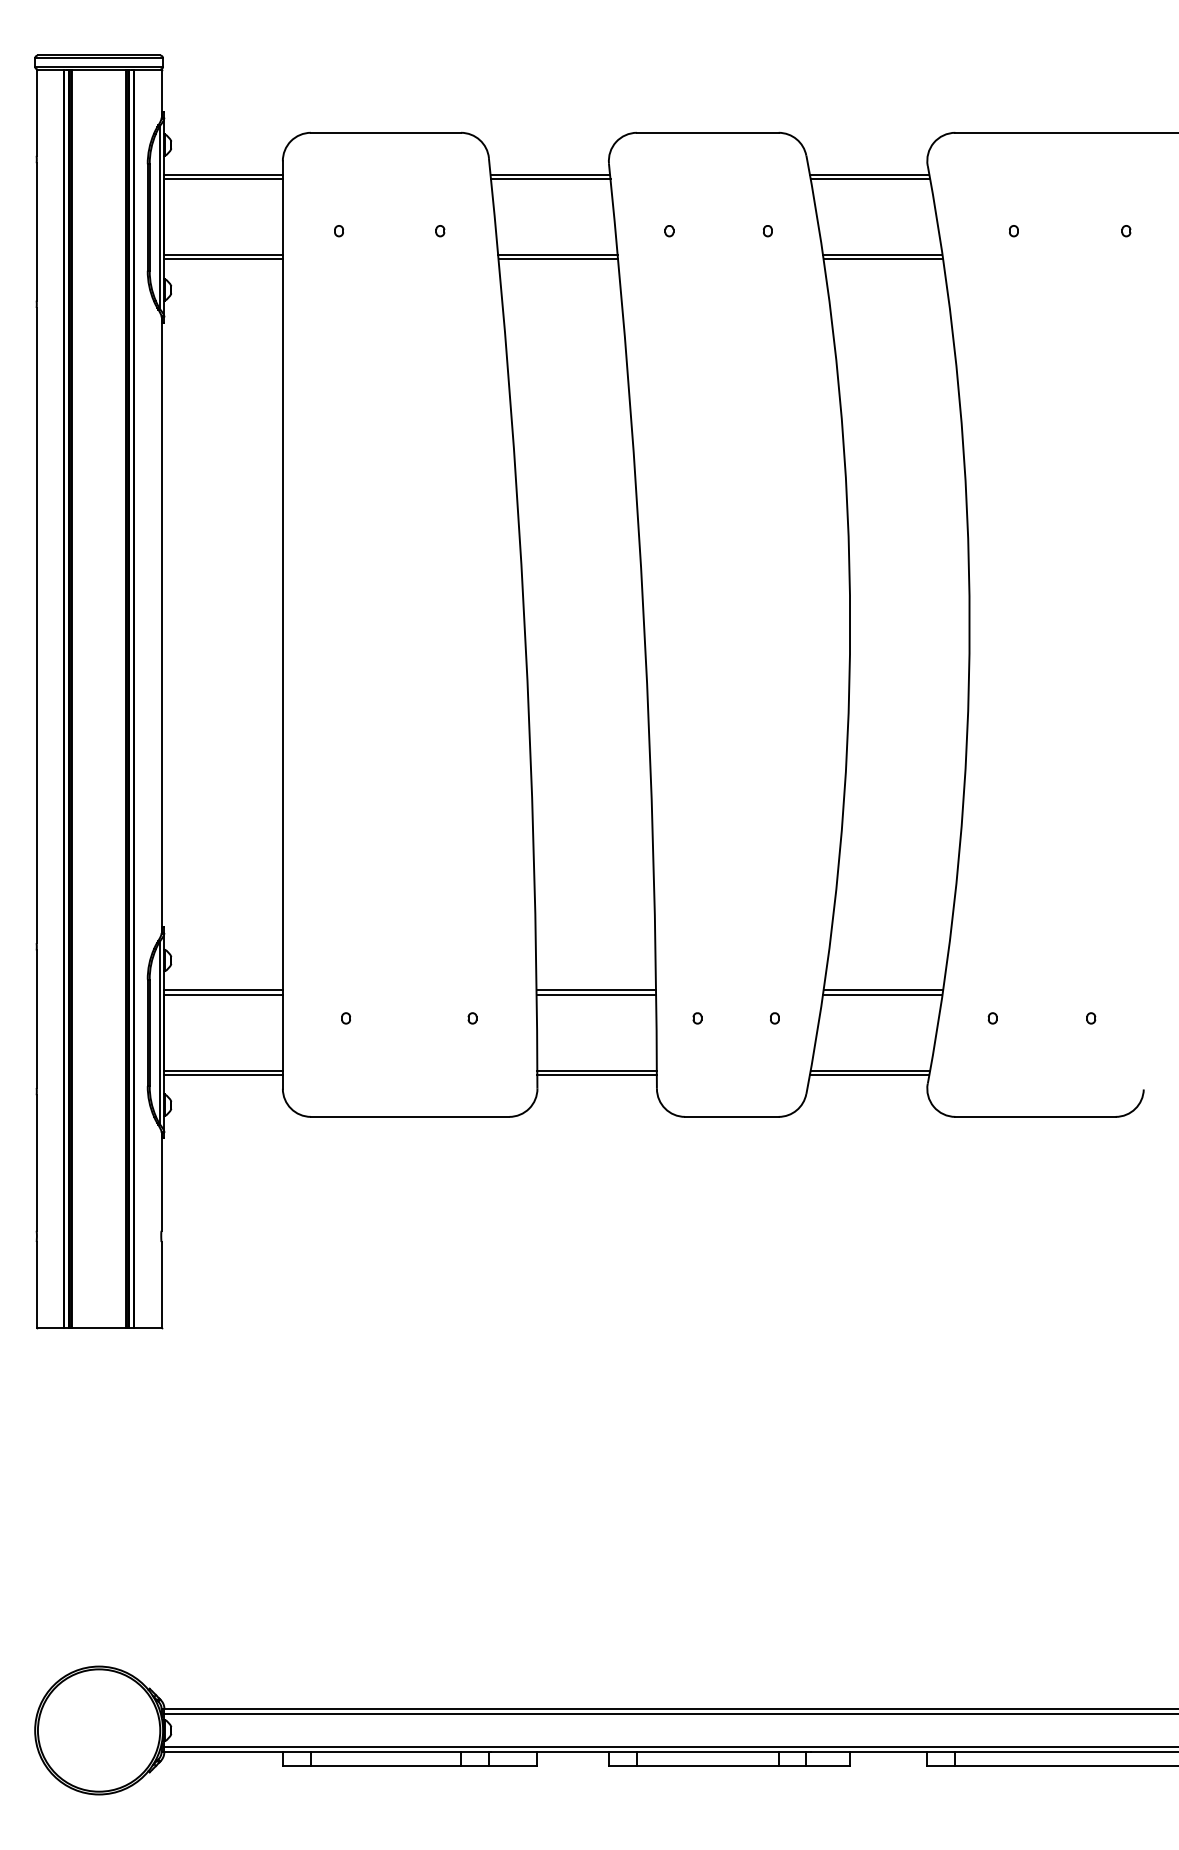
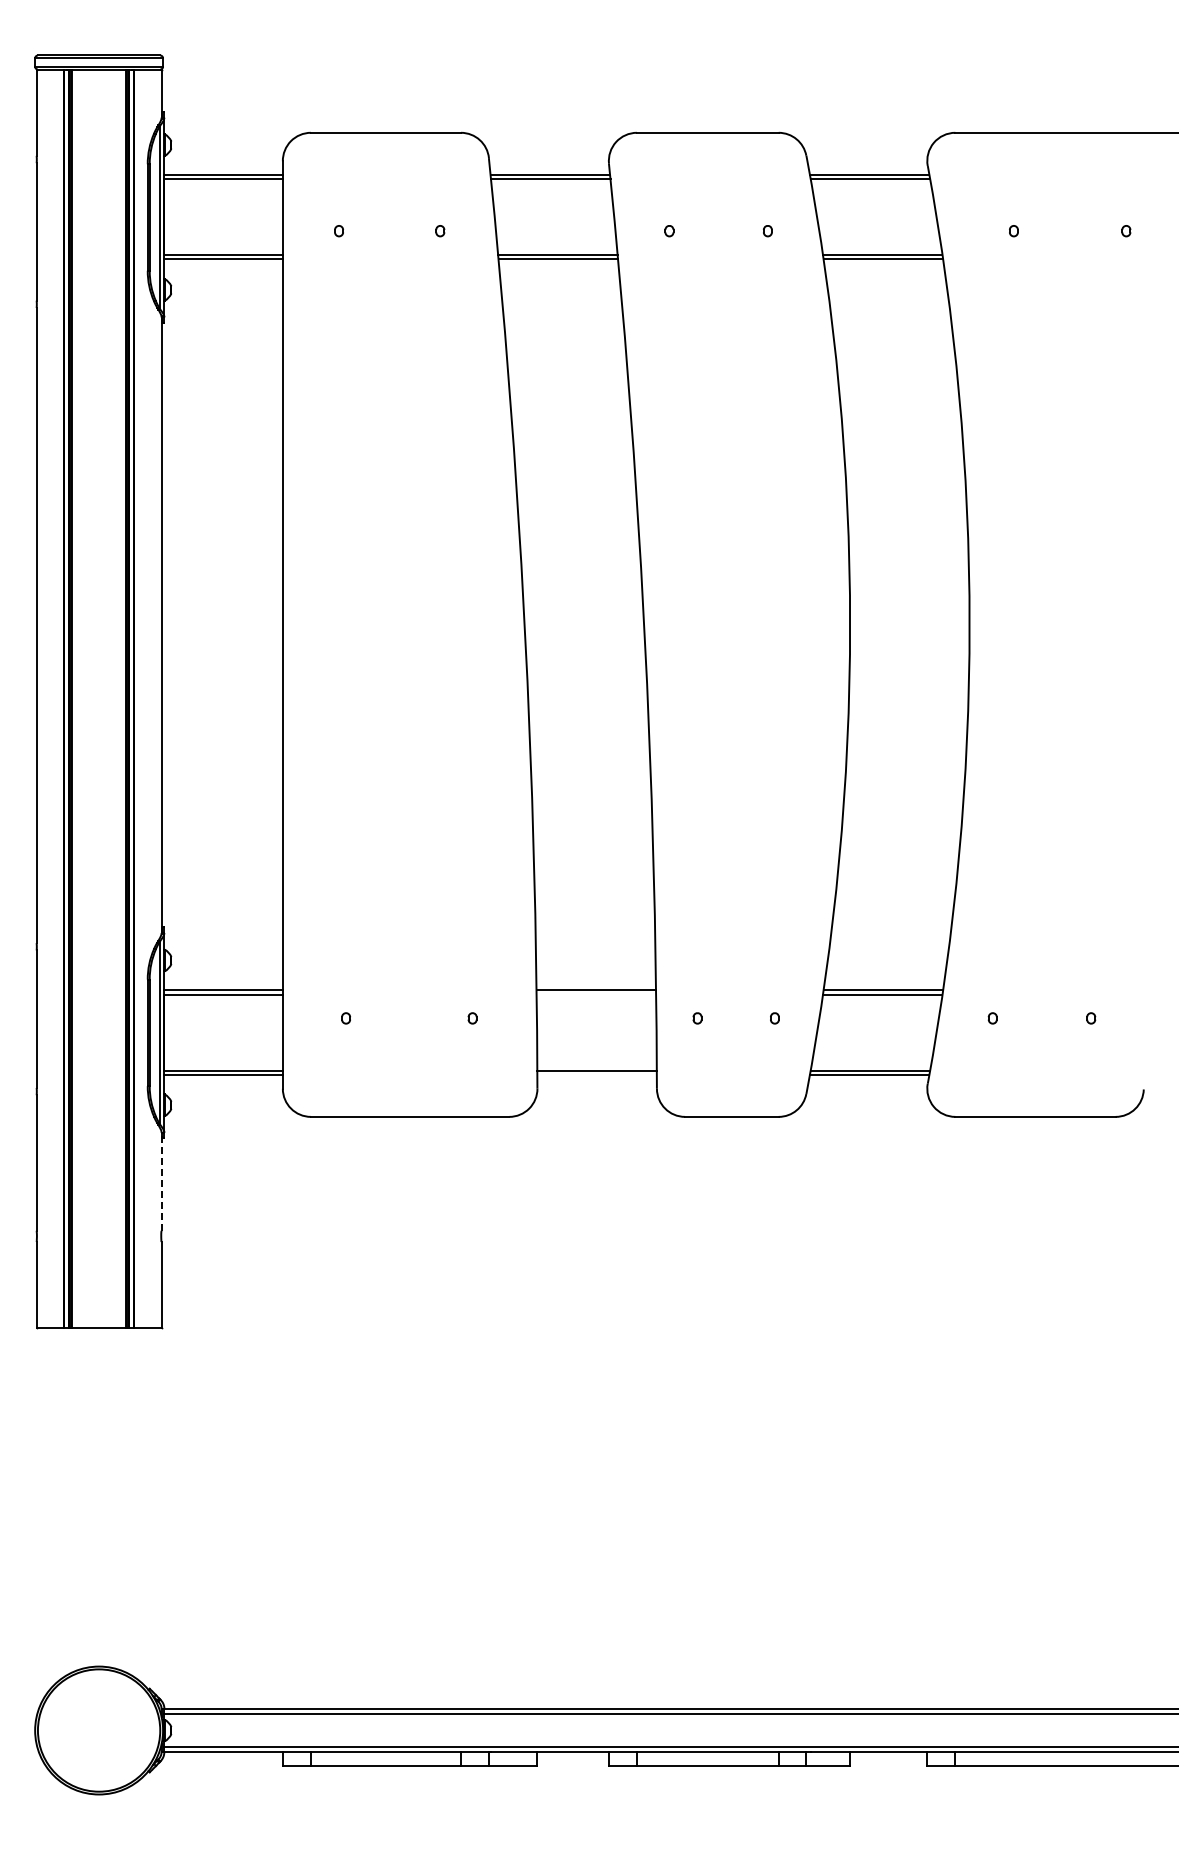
line: present -> none (596, 994)
line: present -> none (596, 1074)
line: solid -> dashed (161, 1180)
